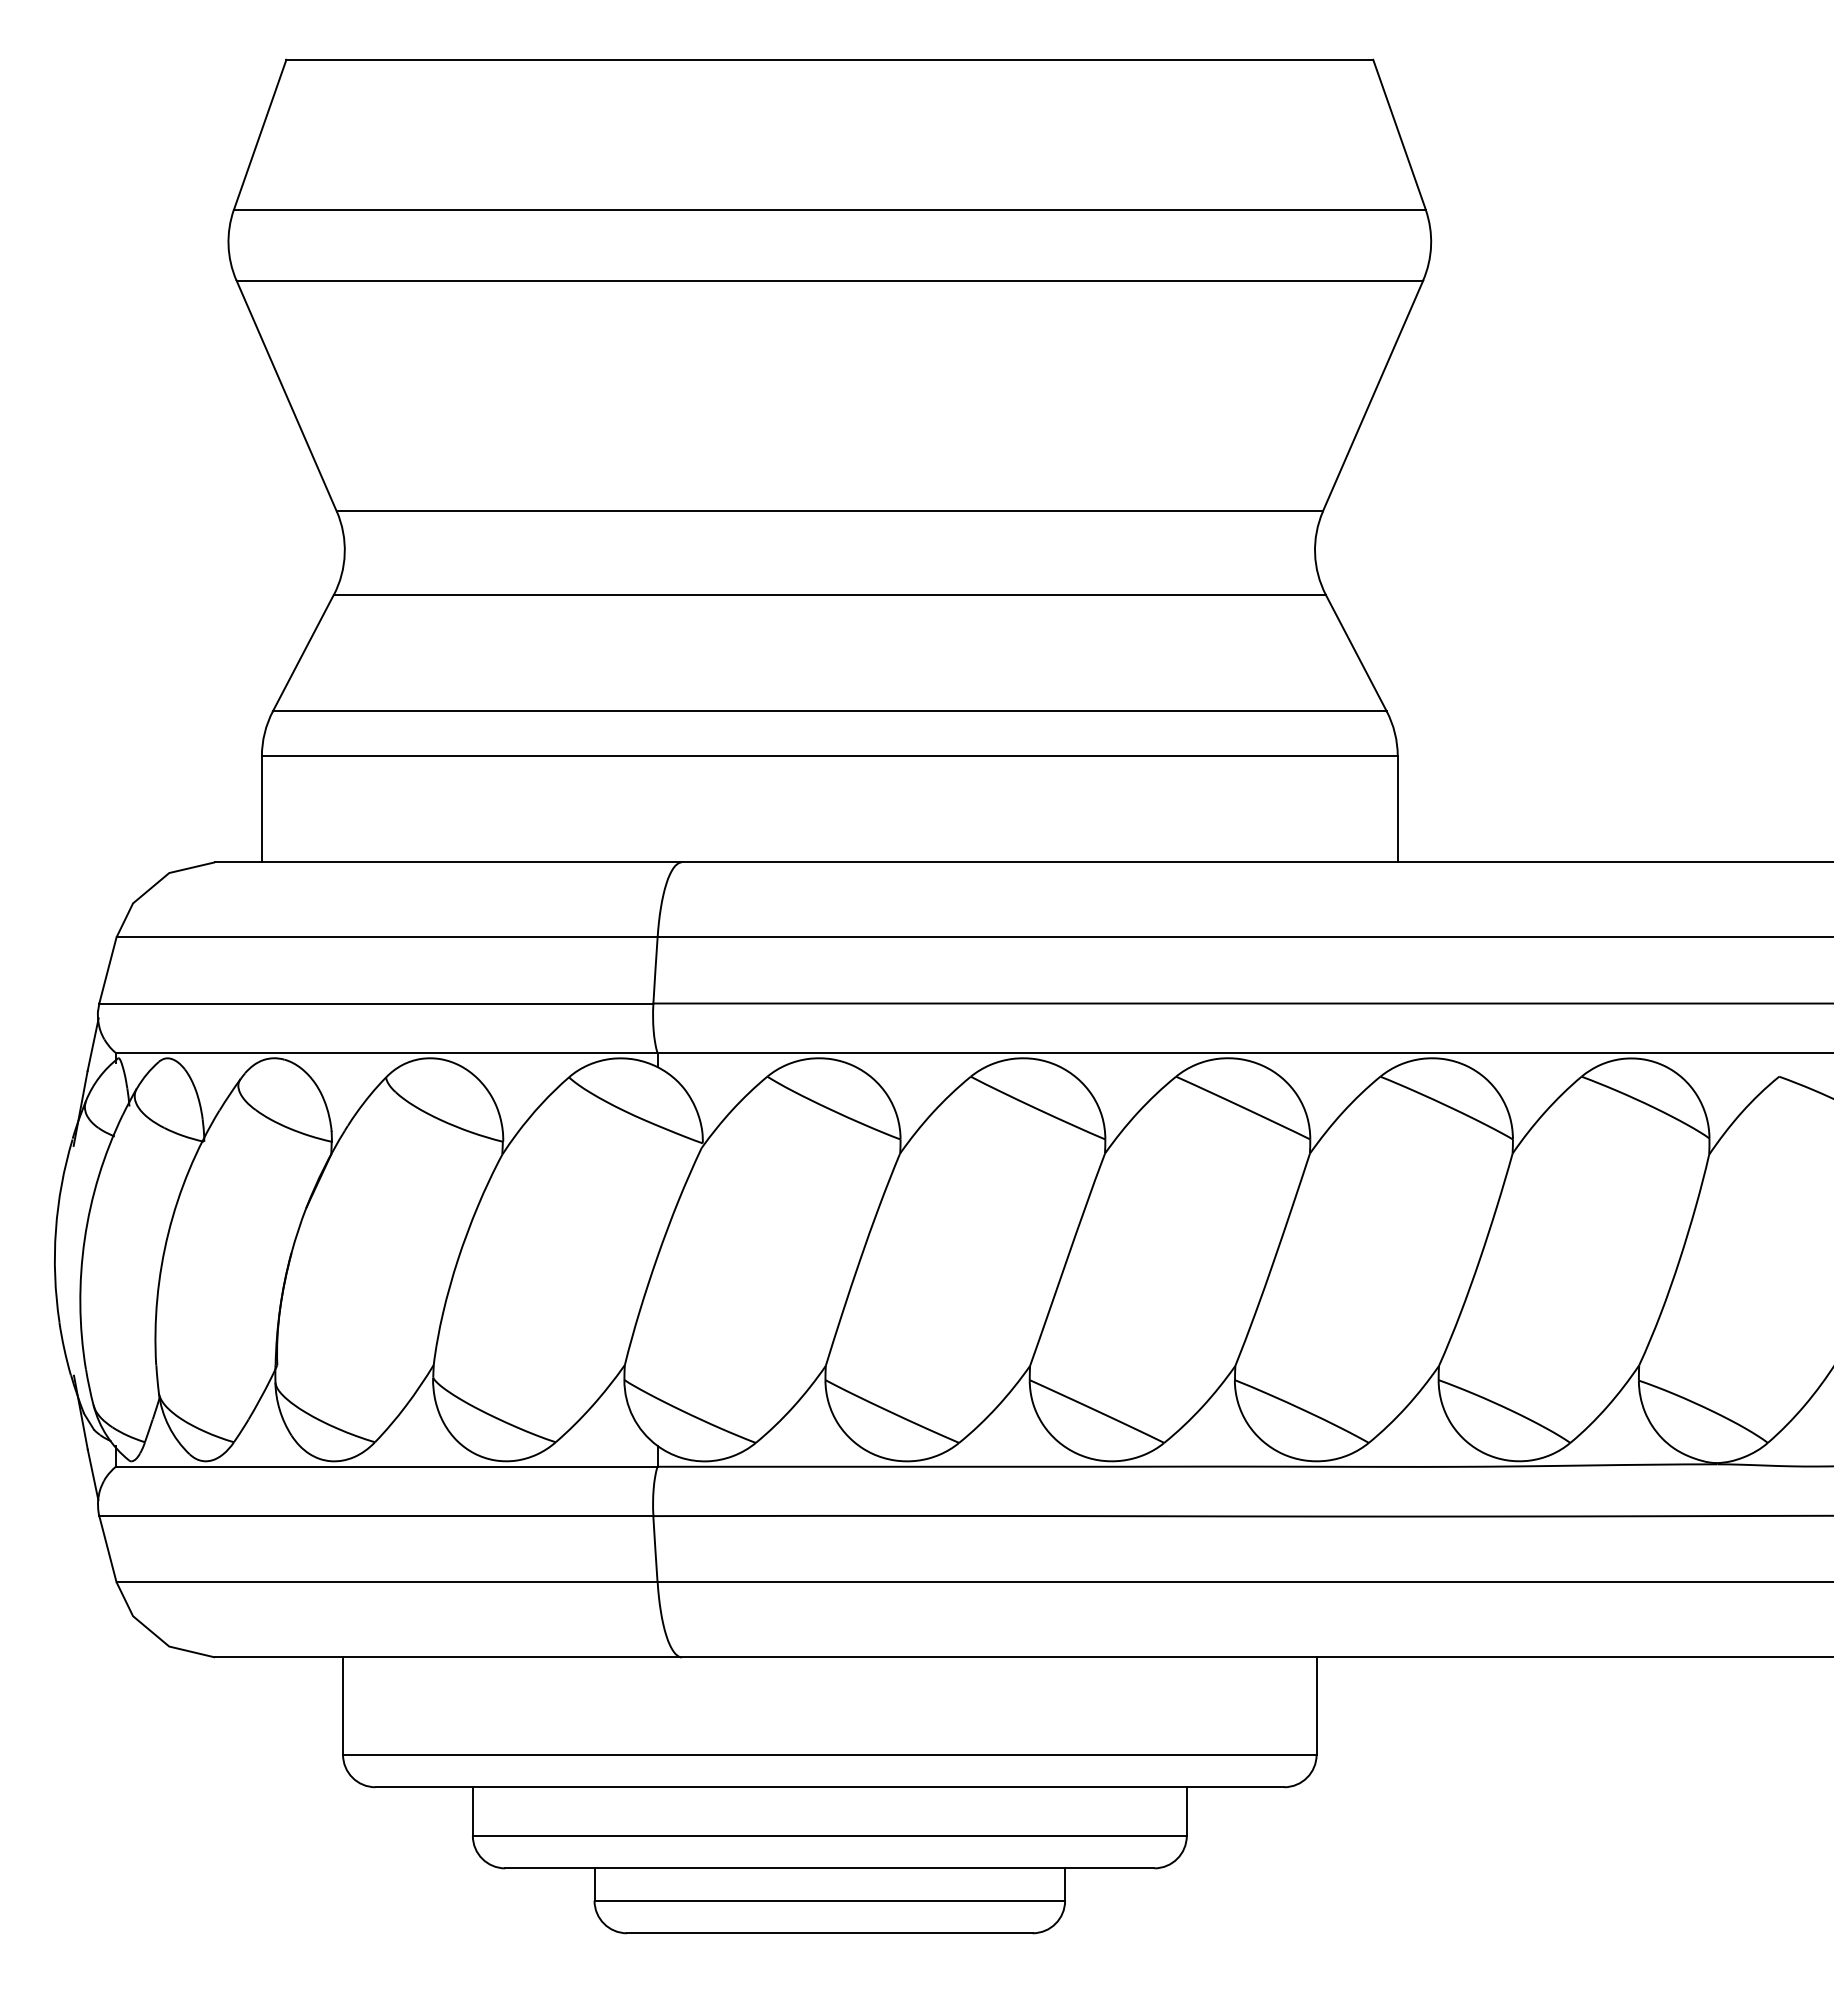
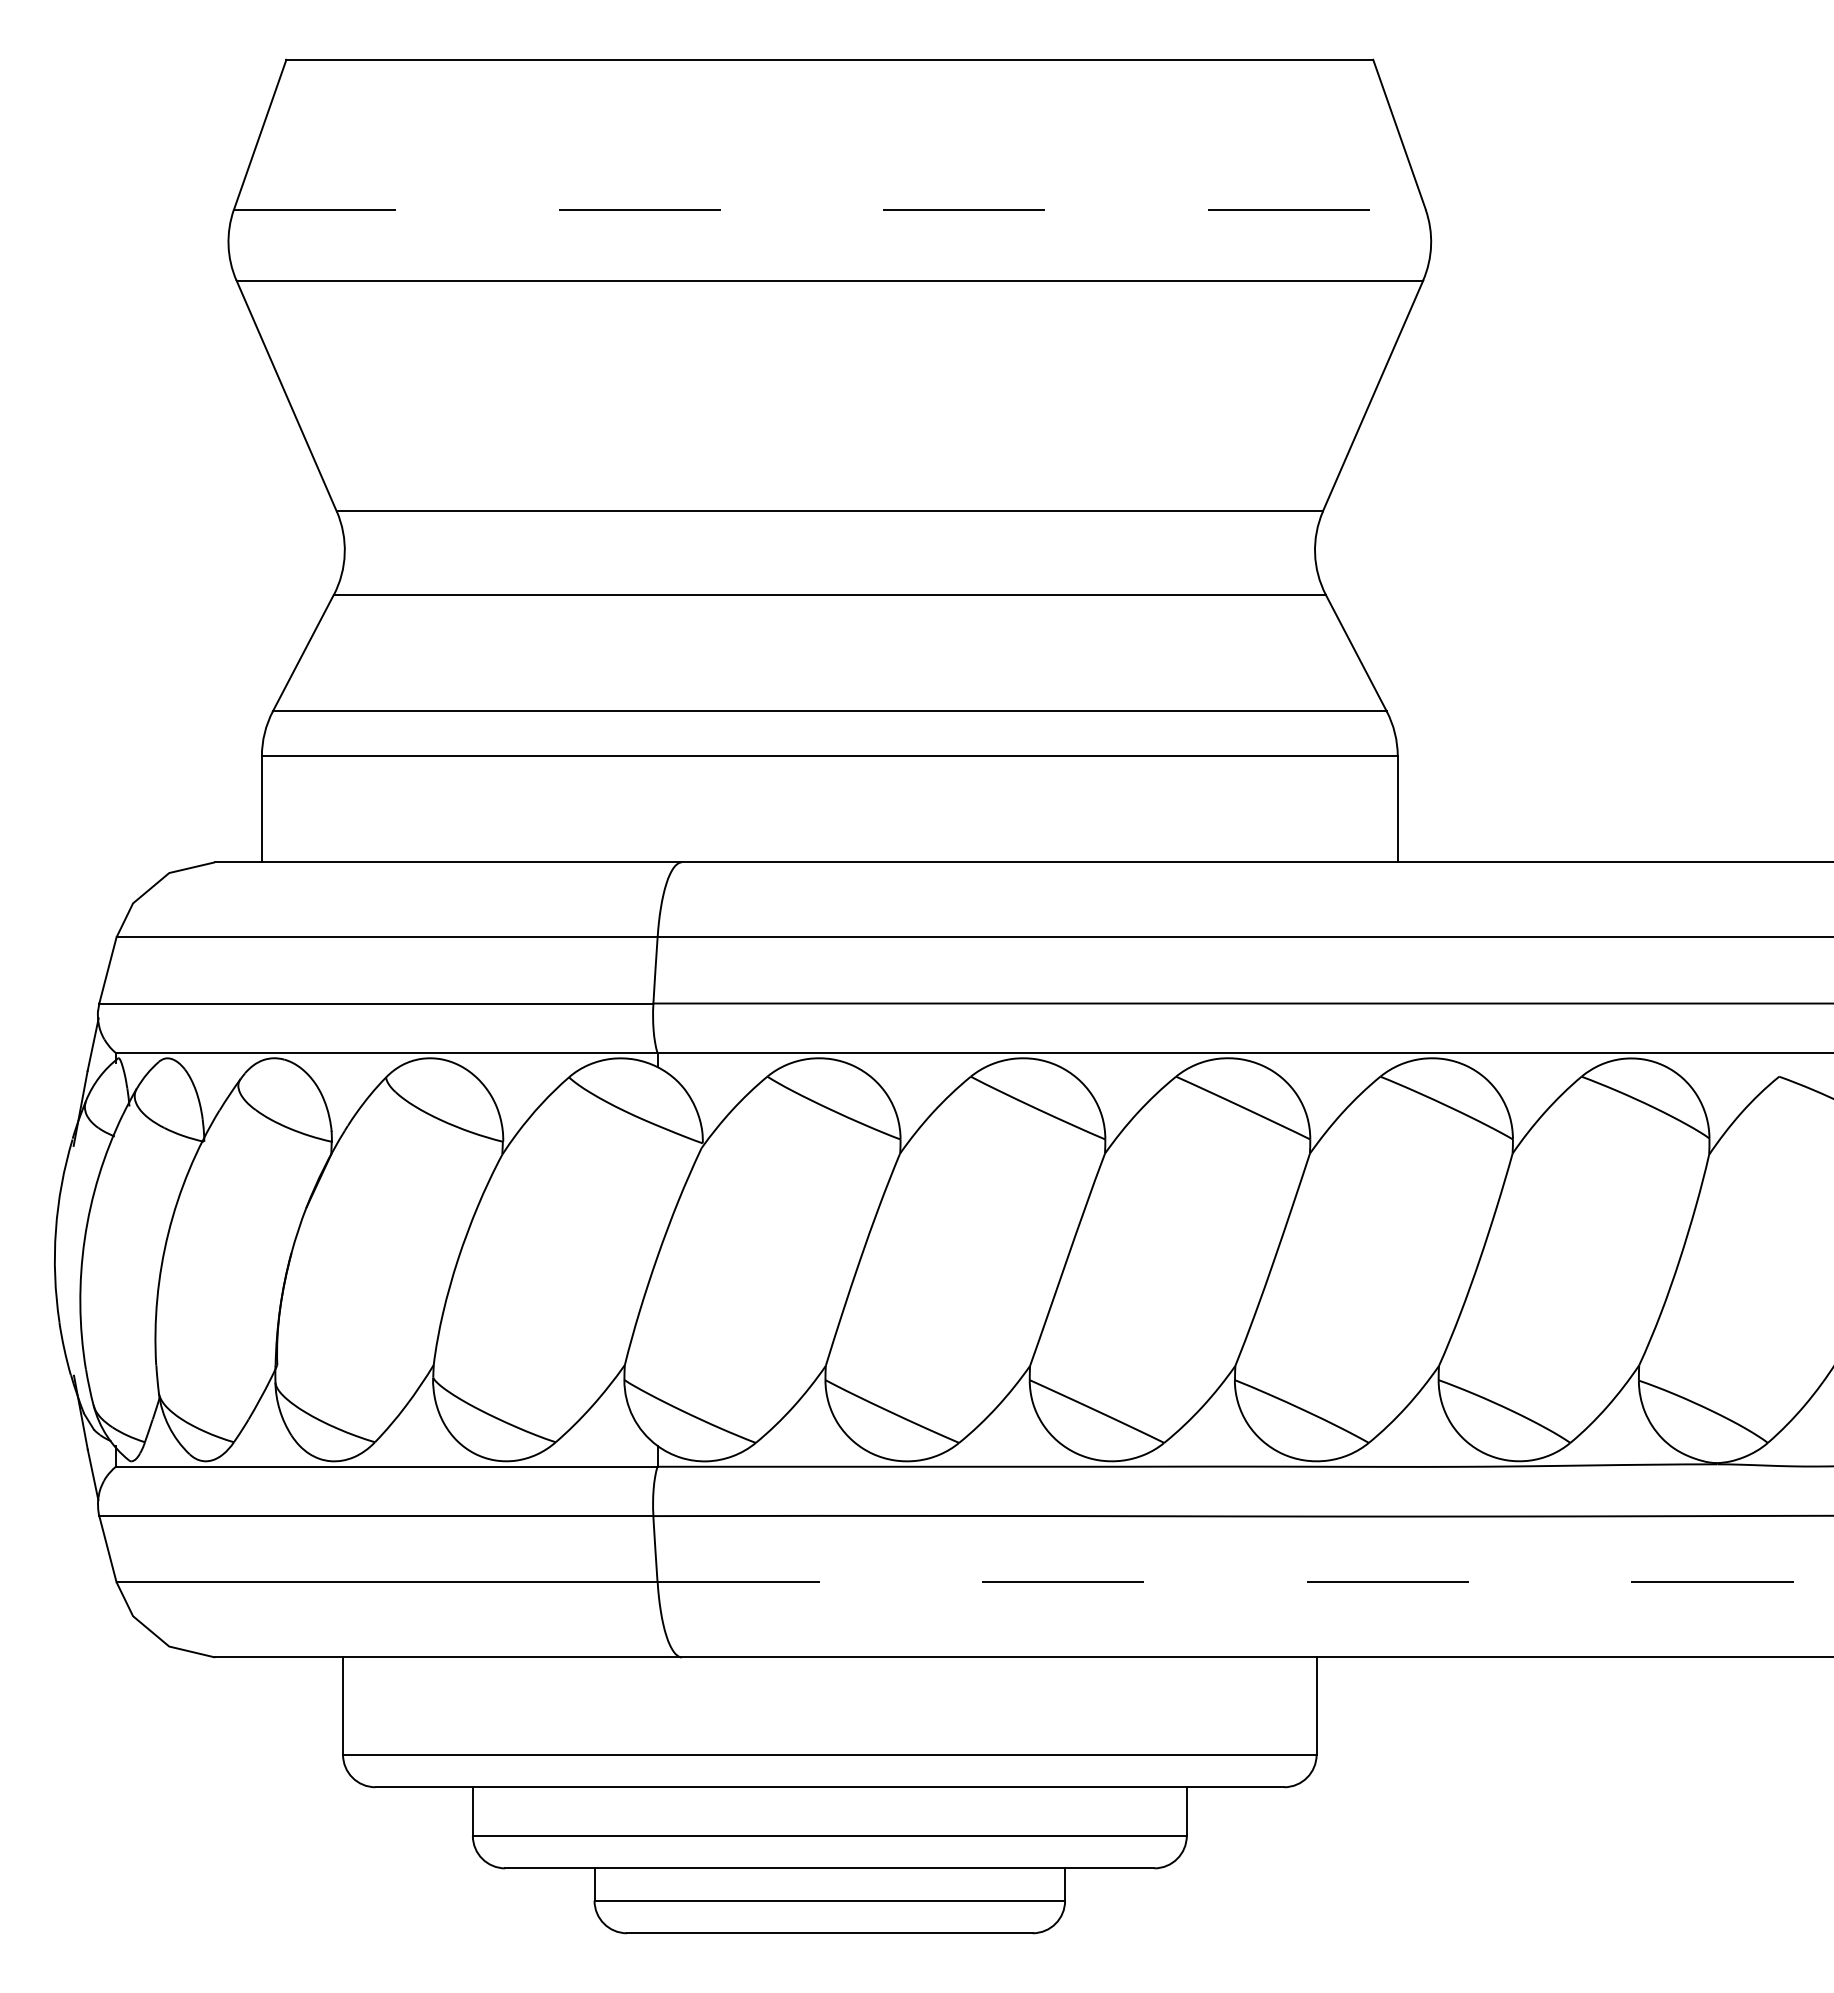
line: solid -> dashed (829, 209)
line: solid -> dashed (1245, 1582)
